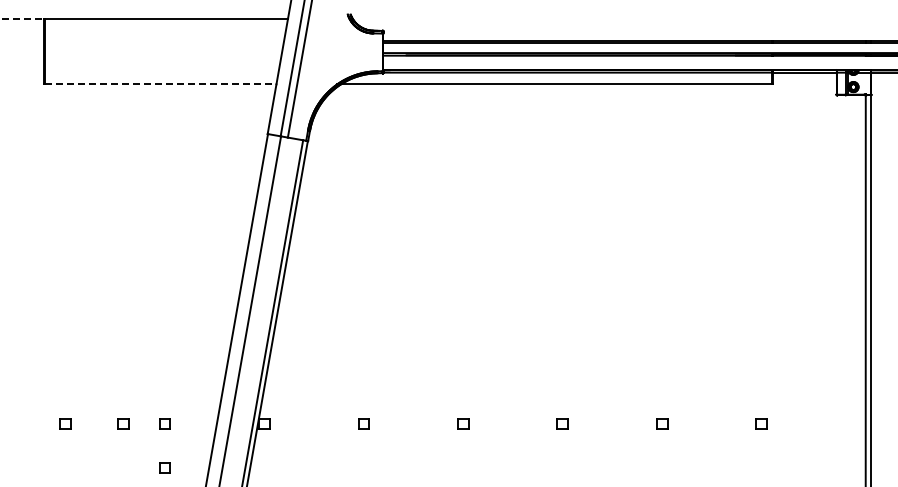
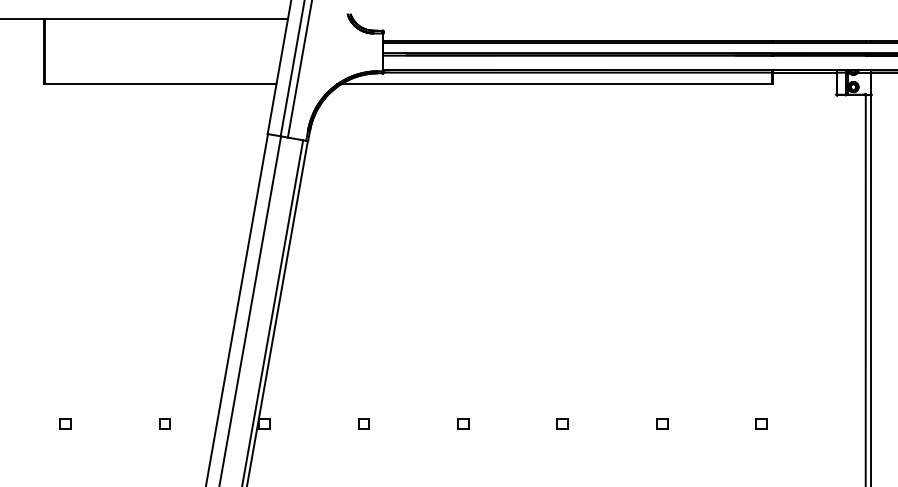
line: dashed -> solid (22, 18)
line: dashed -> solid (160, 84)
part: present -> none (123, 423)
part: present -> none (164, 467)
